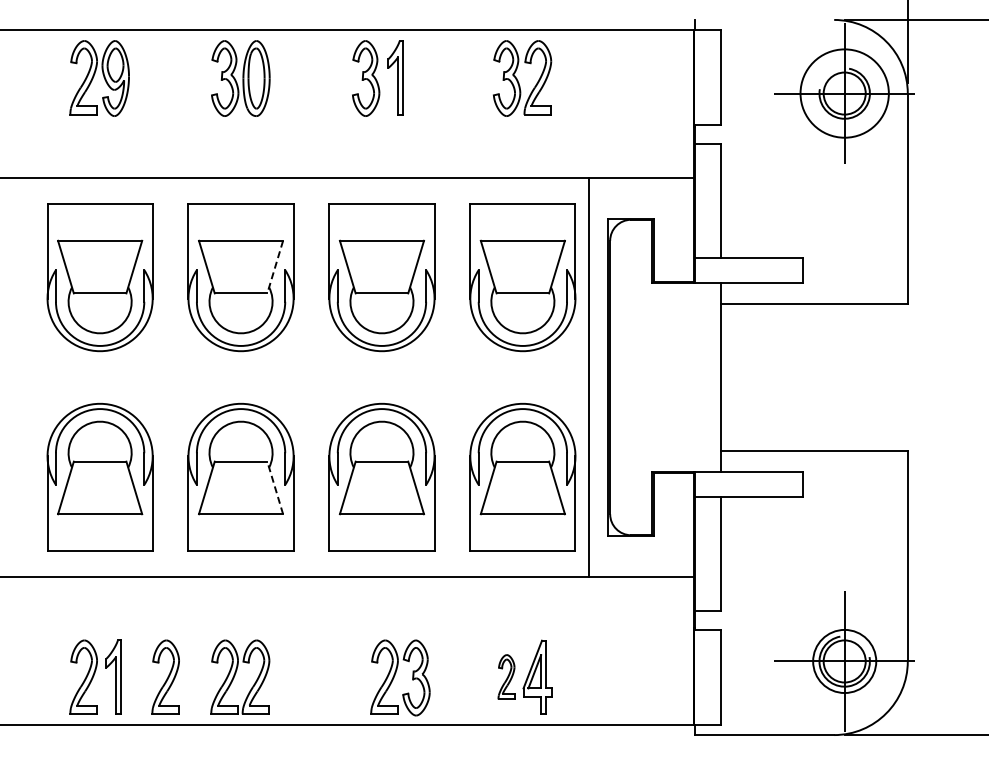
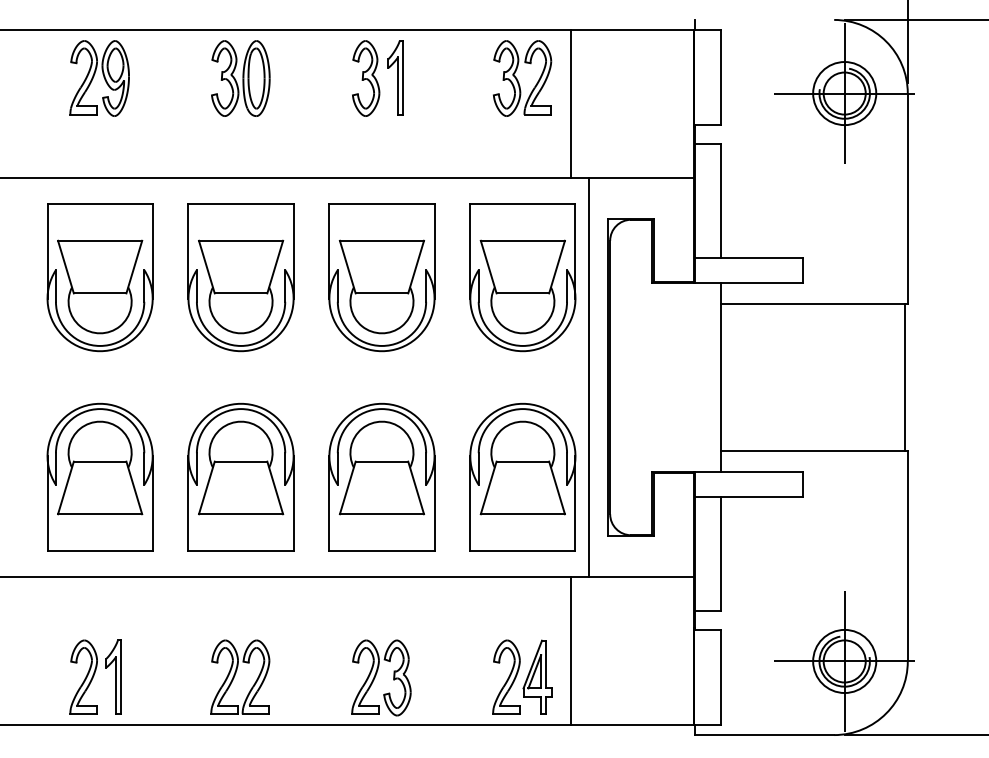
circle diameter: 88 px -> 63 px (844, 93)
line: none -> present (571, 103)
line: dashed -> solid (275, 267)
line: none -> present (904, 377)
line: dashed -> solid (275, 487)
line: none -> present (571, 650)
part: present -> none (165, 676)
part size: 19x46 px -> 29x76 px (506, 676)
part position: (400, 677) -> (381, 677) (381, 677)
